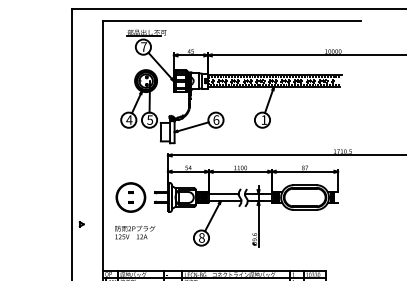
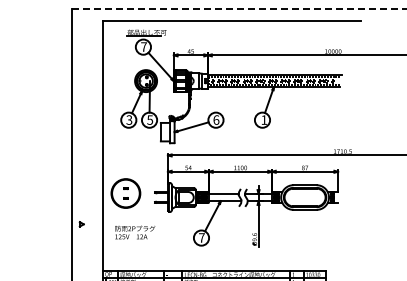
line: solid -> dashed (239, 9)
text: 4 -> 3 (129, 119)
part position: (130, 197) -> (125, 193) (125, 193)
text: 8 -> 7 (201, 237)
